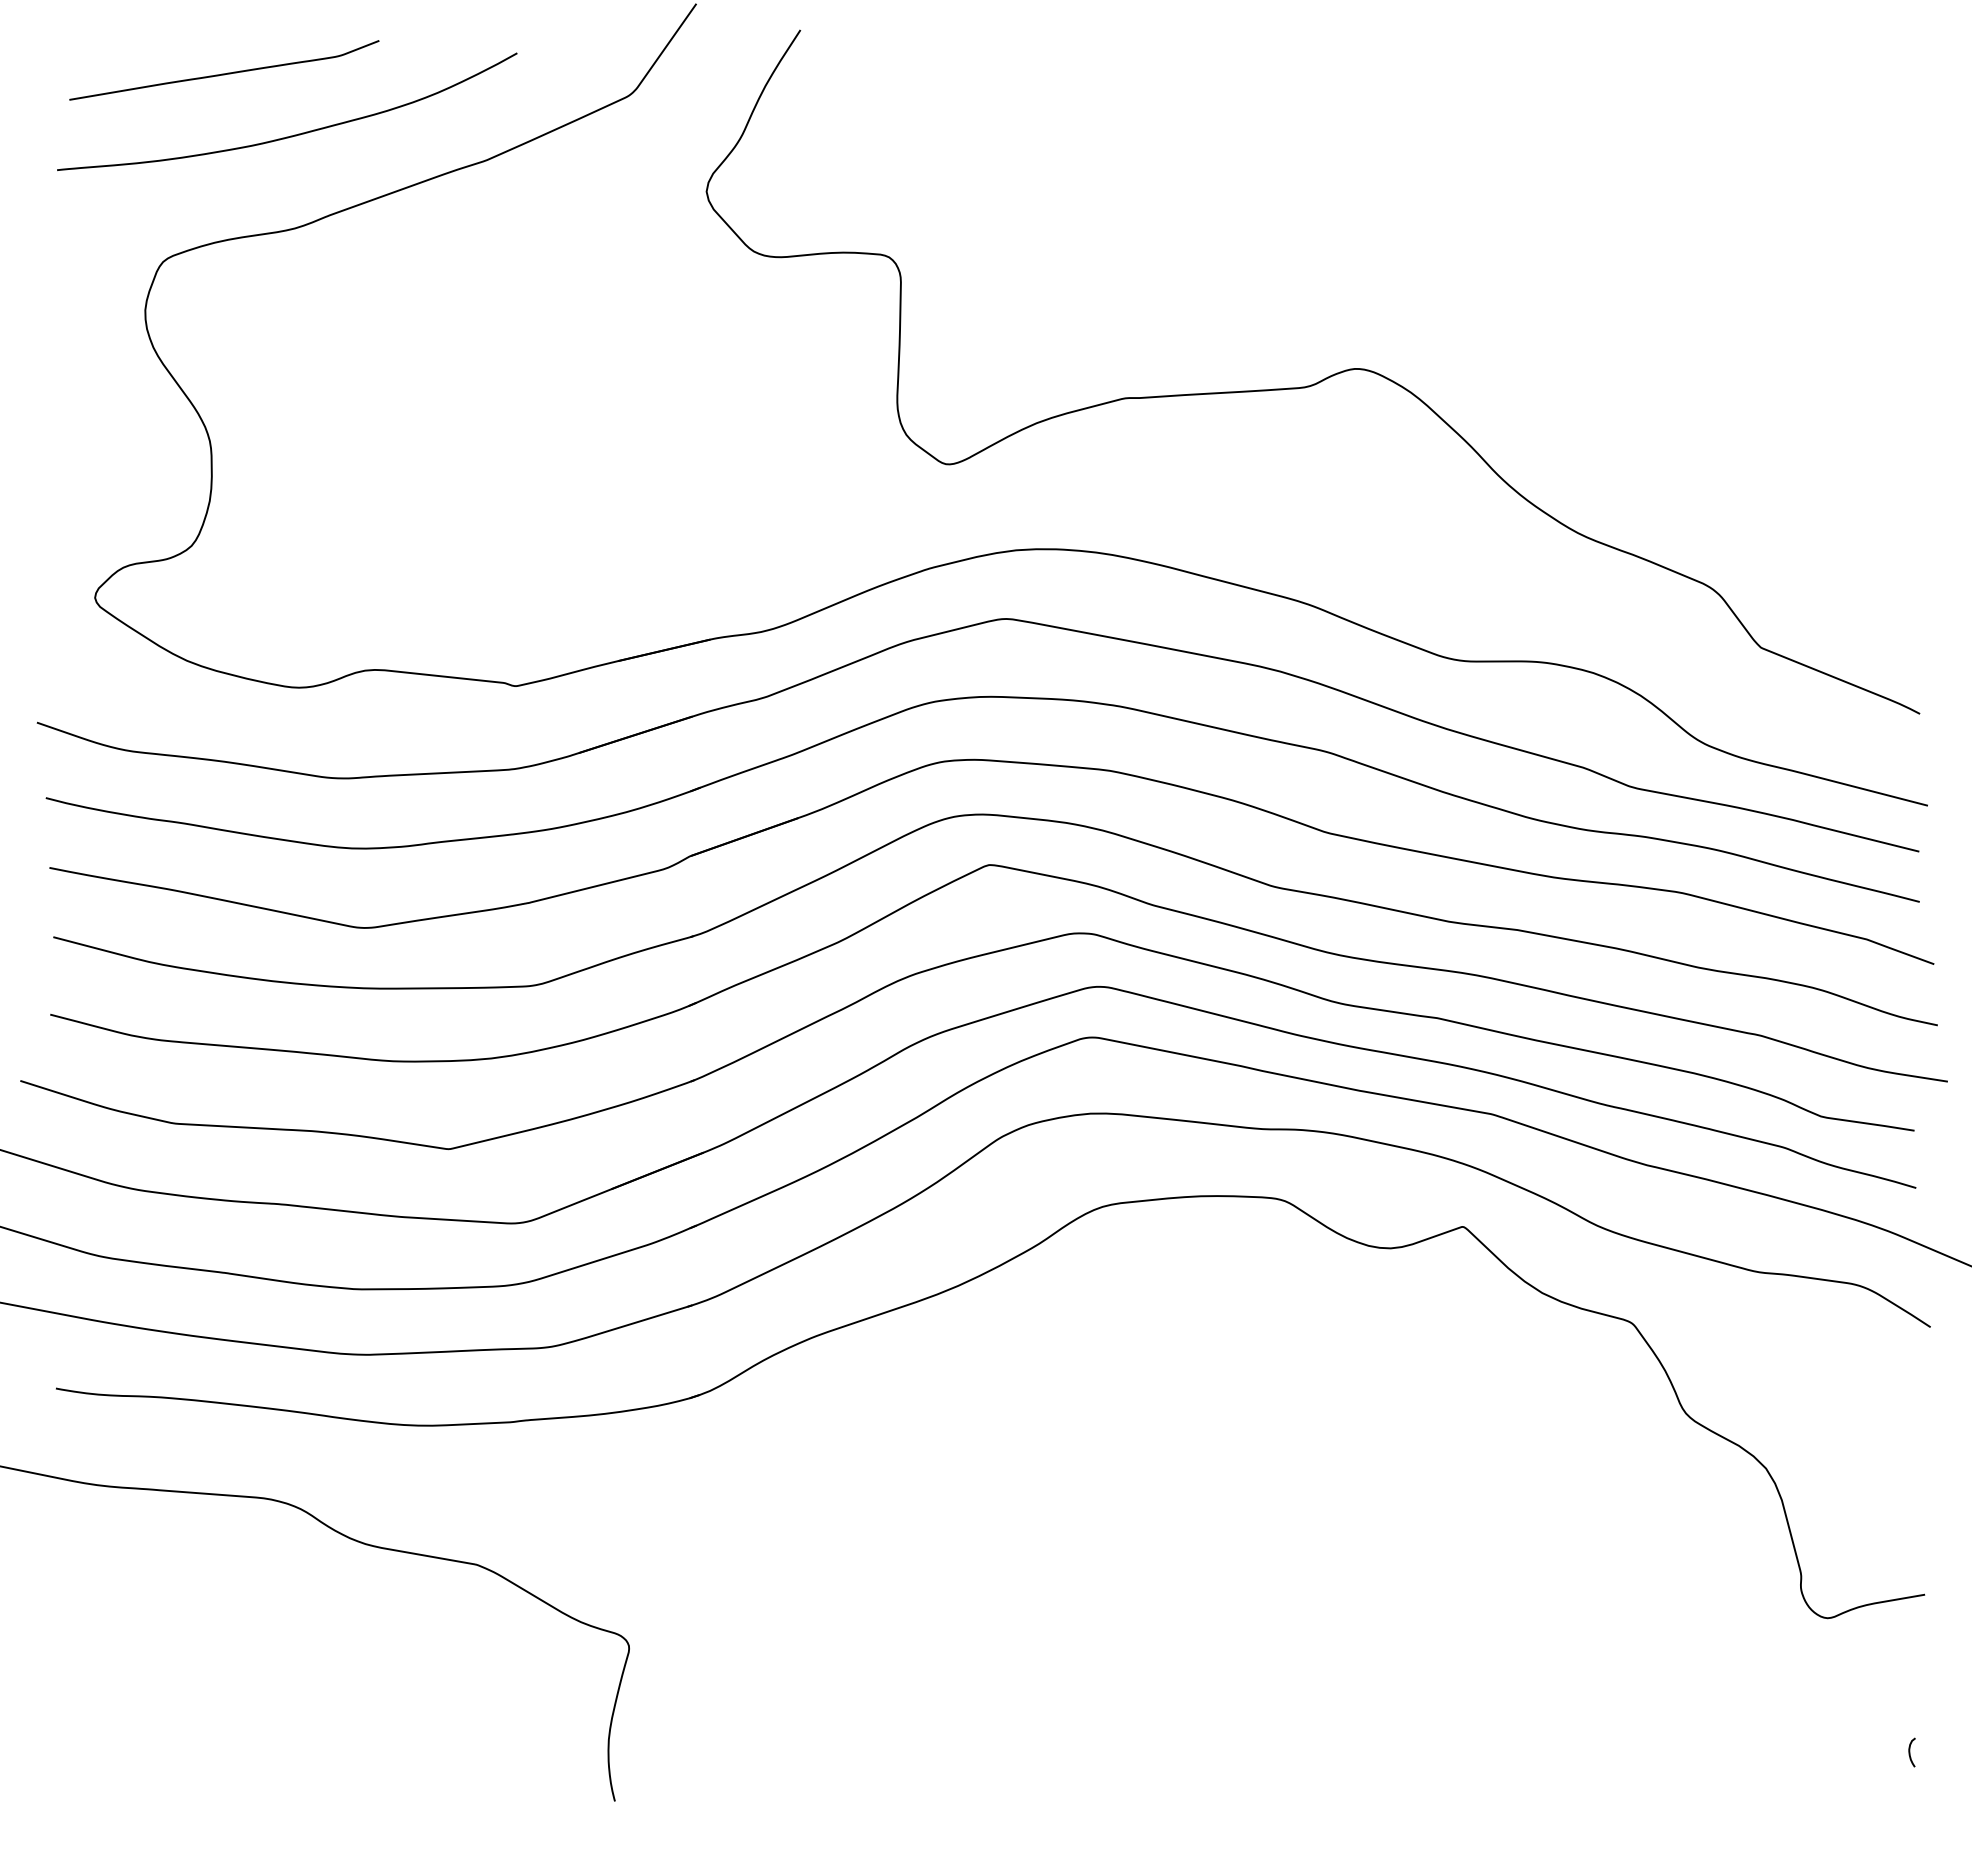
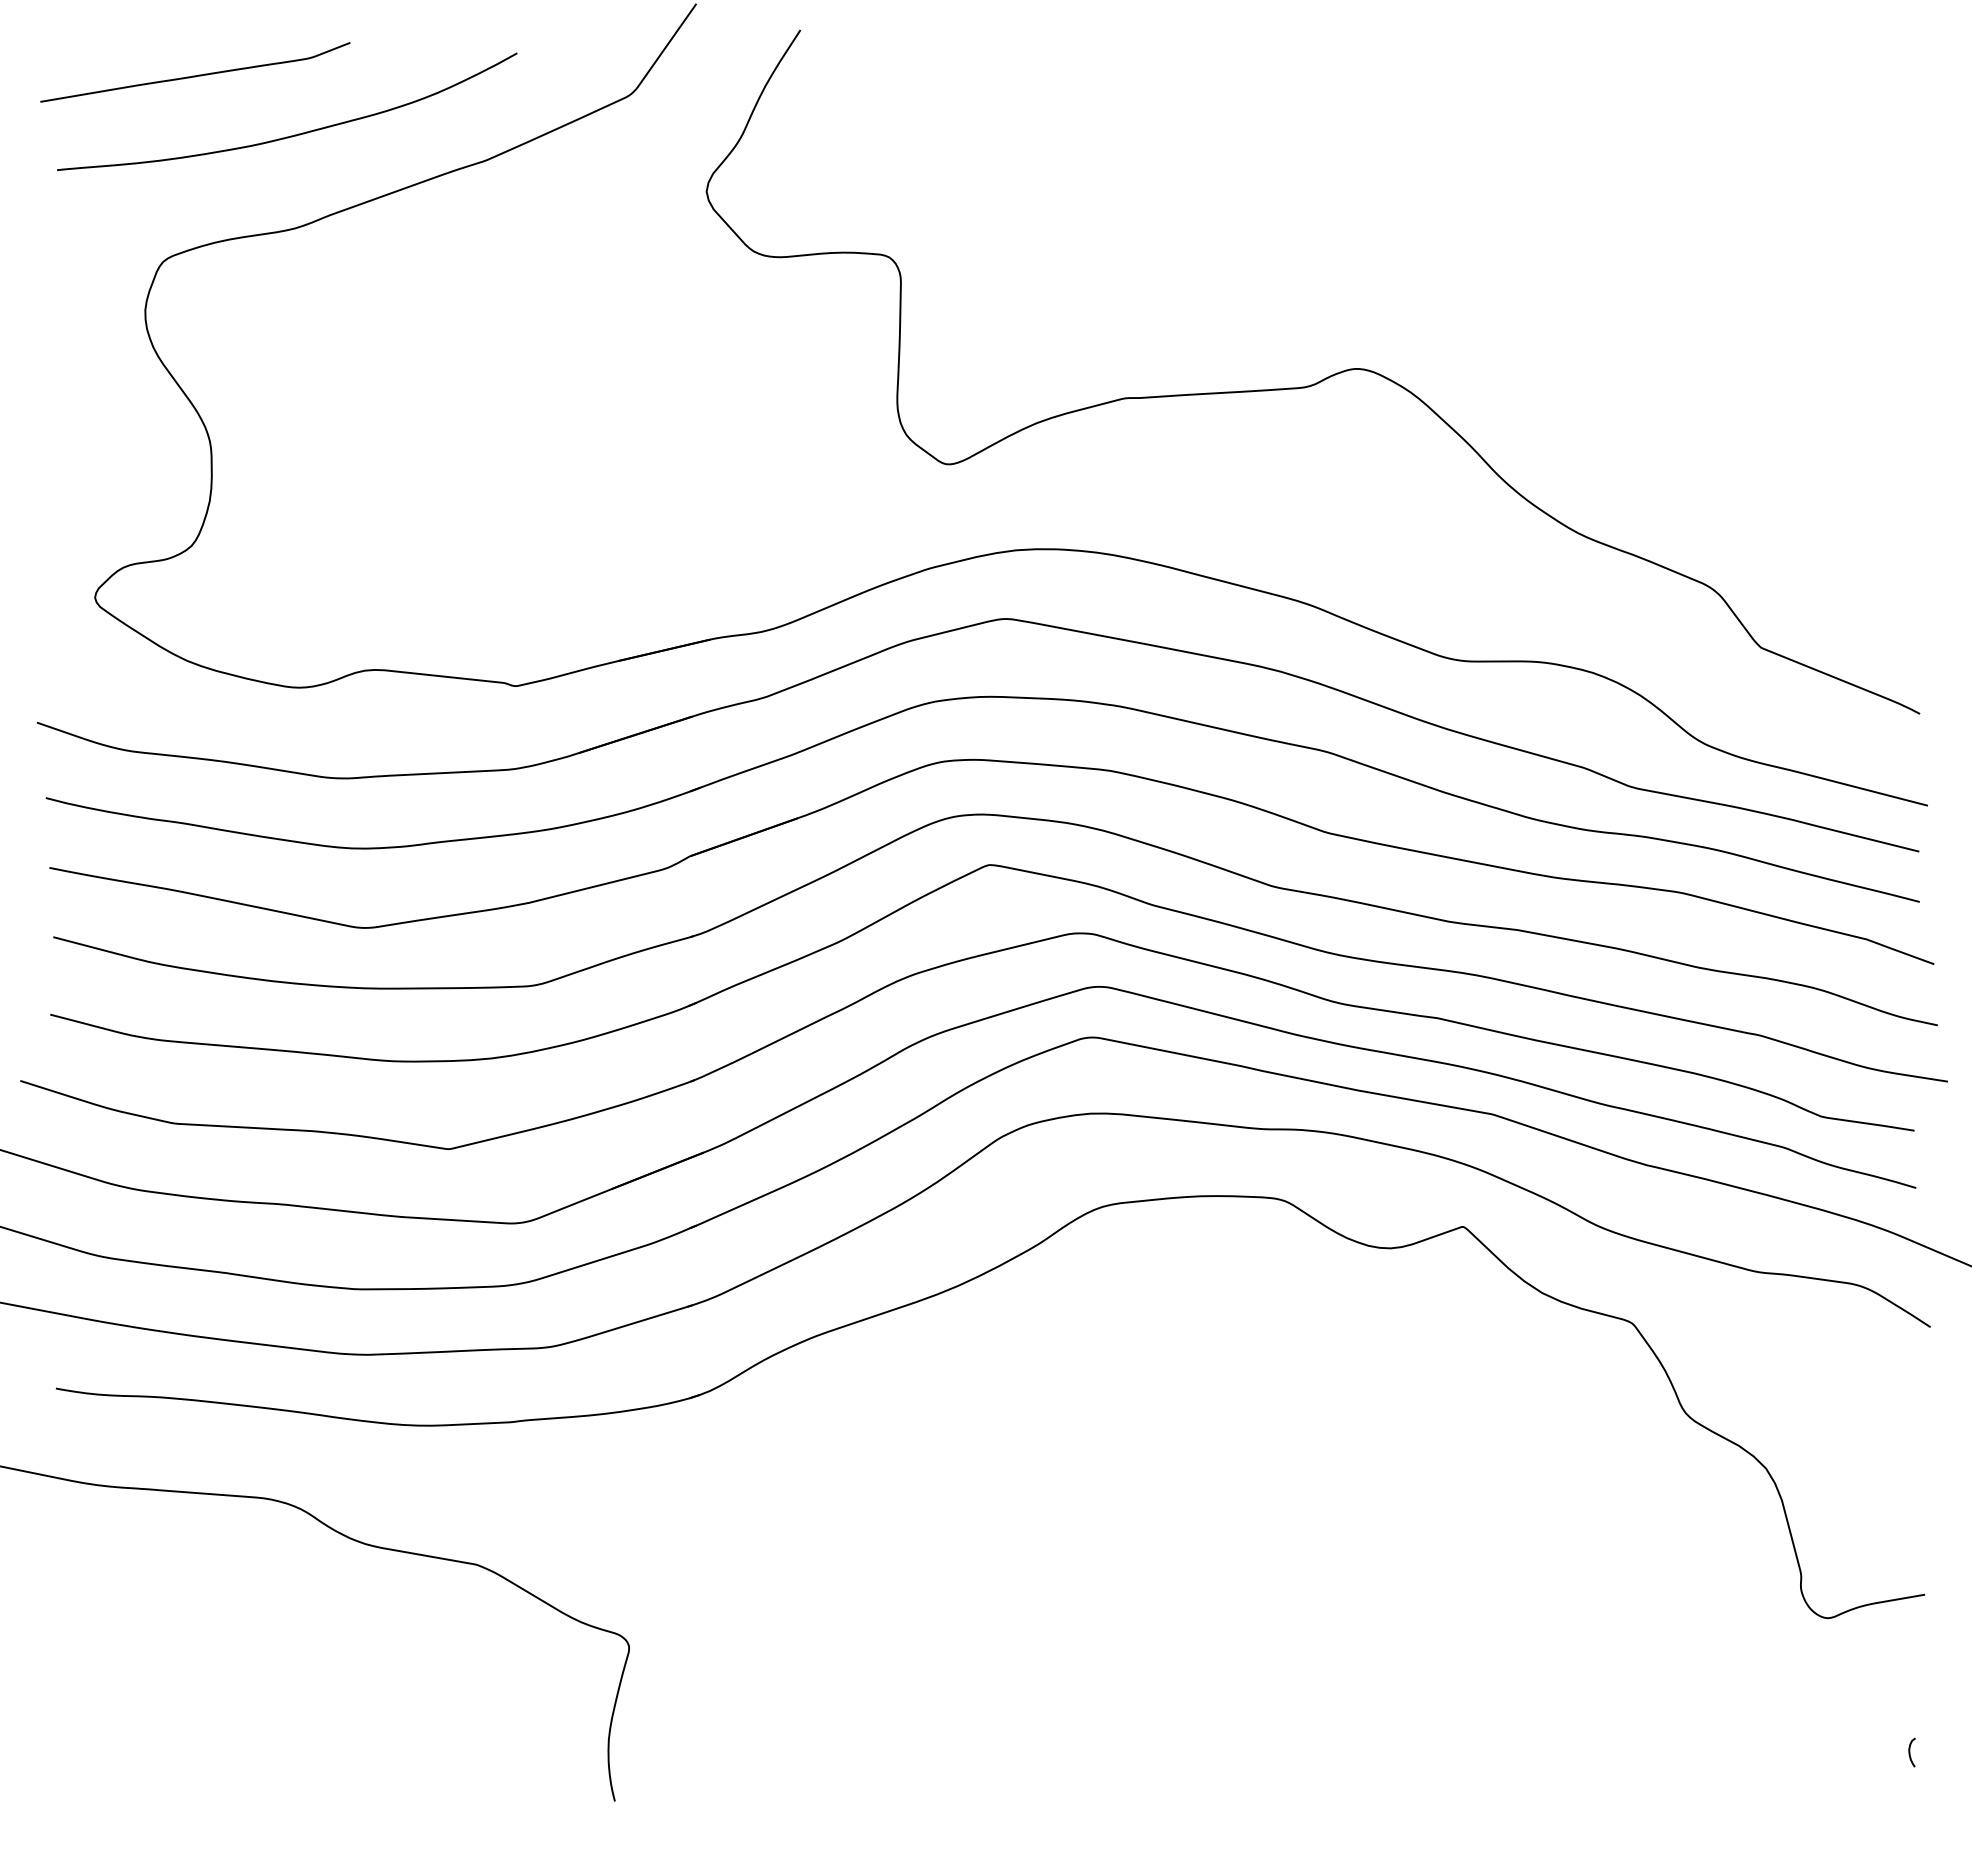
curve position: (224, 73) -> (195, 75) (195, 75)
